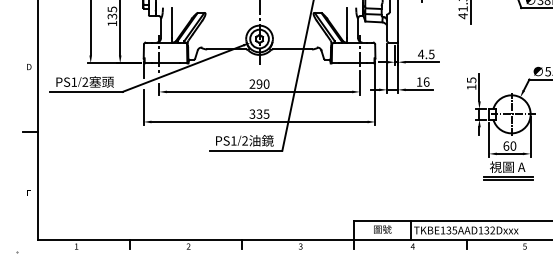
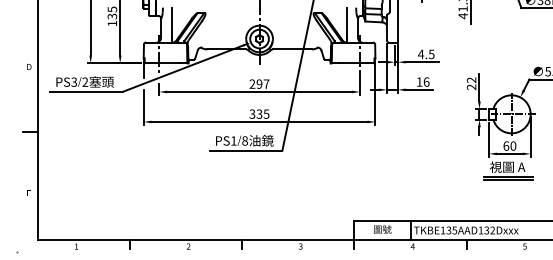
text: PS1 -> PS3 (74, 81)
text: 290 -> 297 (266, 83)
text: 15 -> 22 (471, 83)
text: 2 -> 8 (244, 140)
